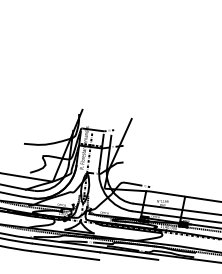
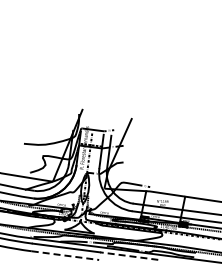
line: solid -> dashed (65, 255)
line: solid -> dashed (128, 256)
